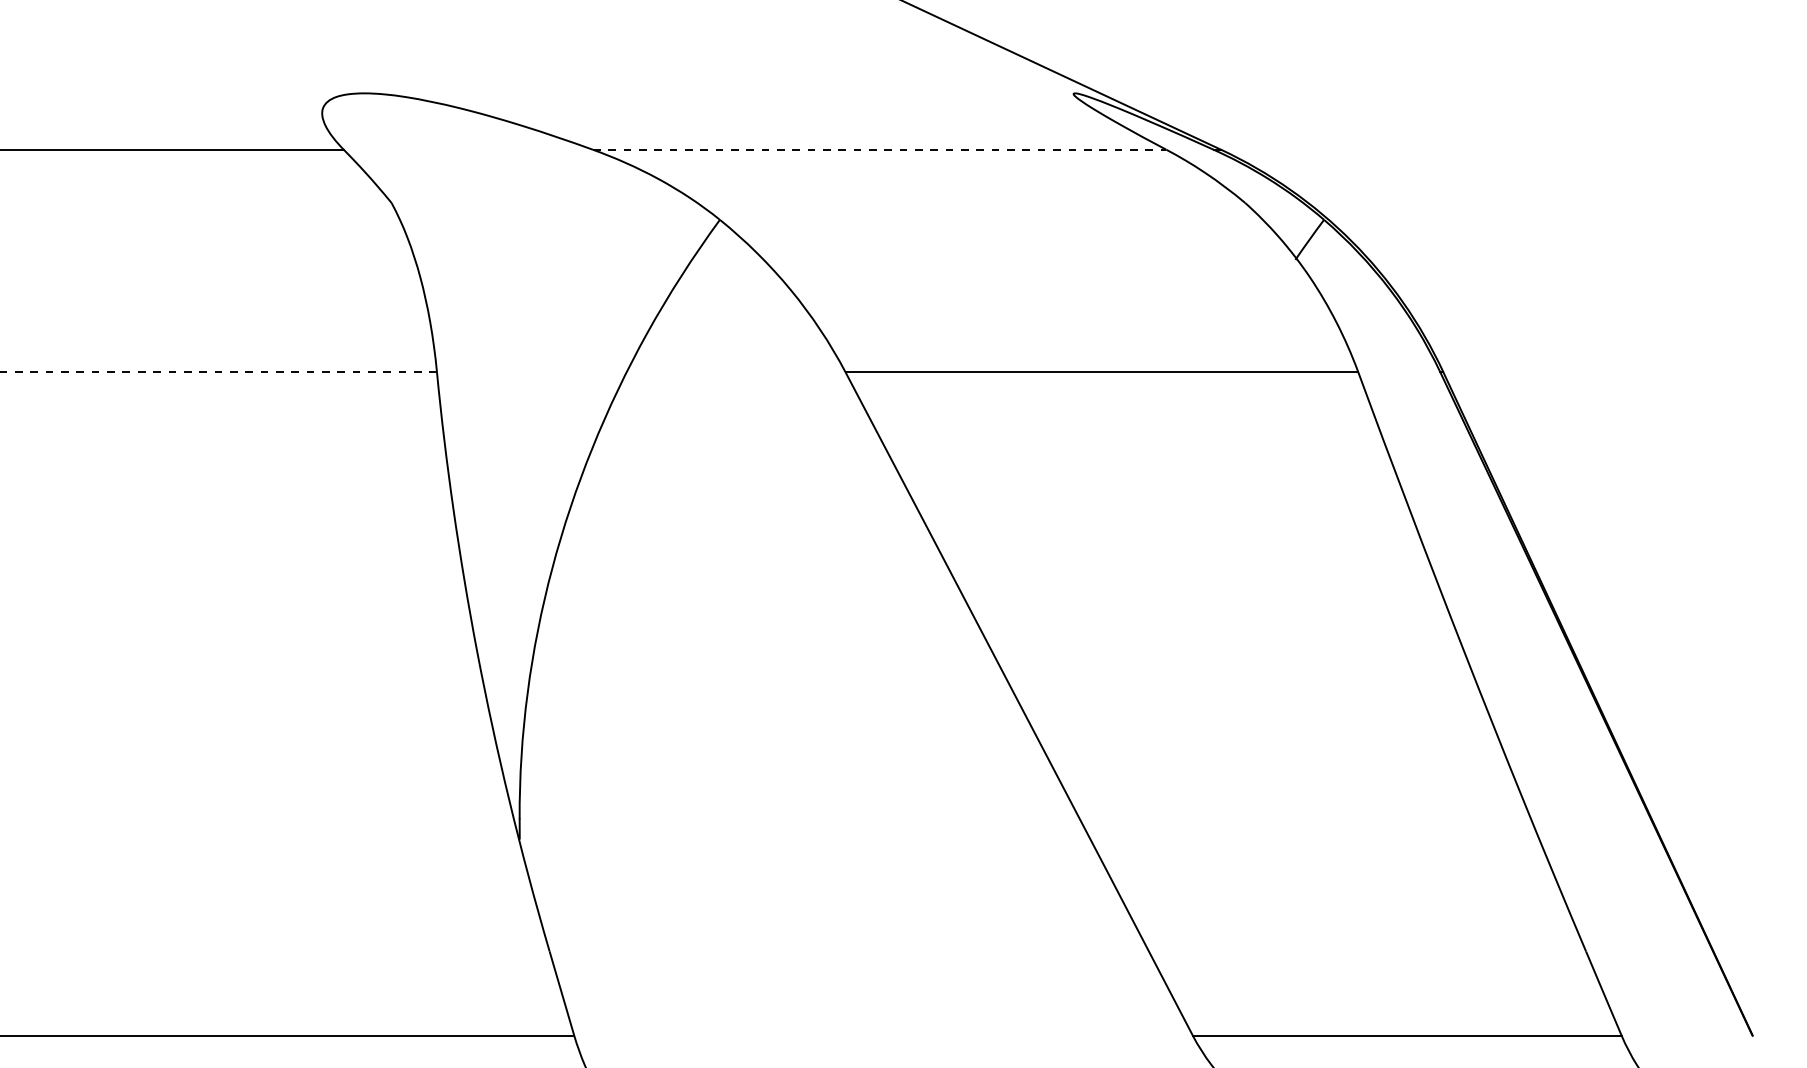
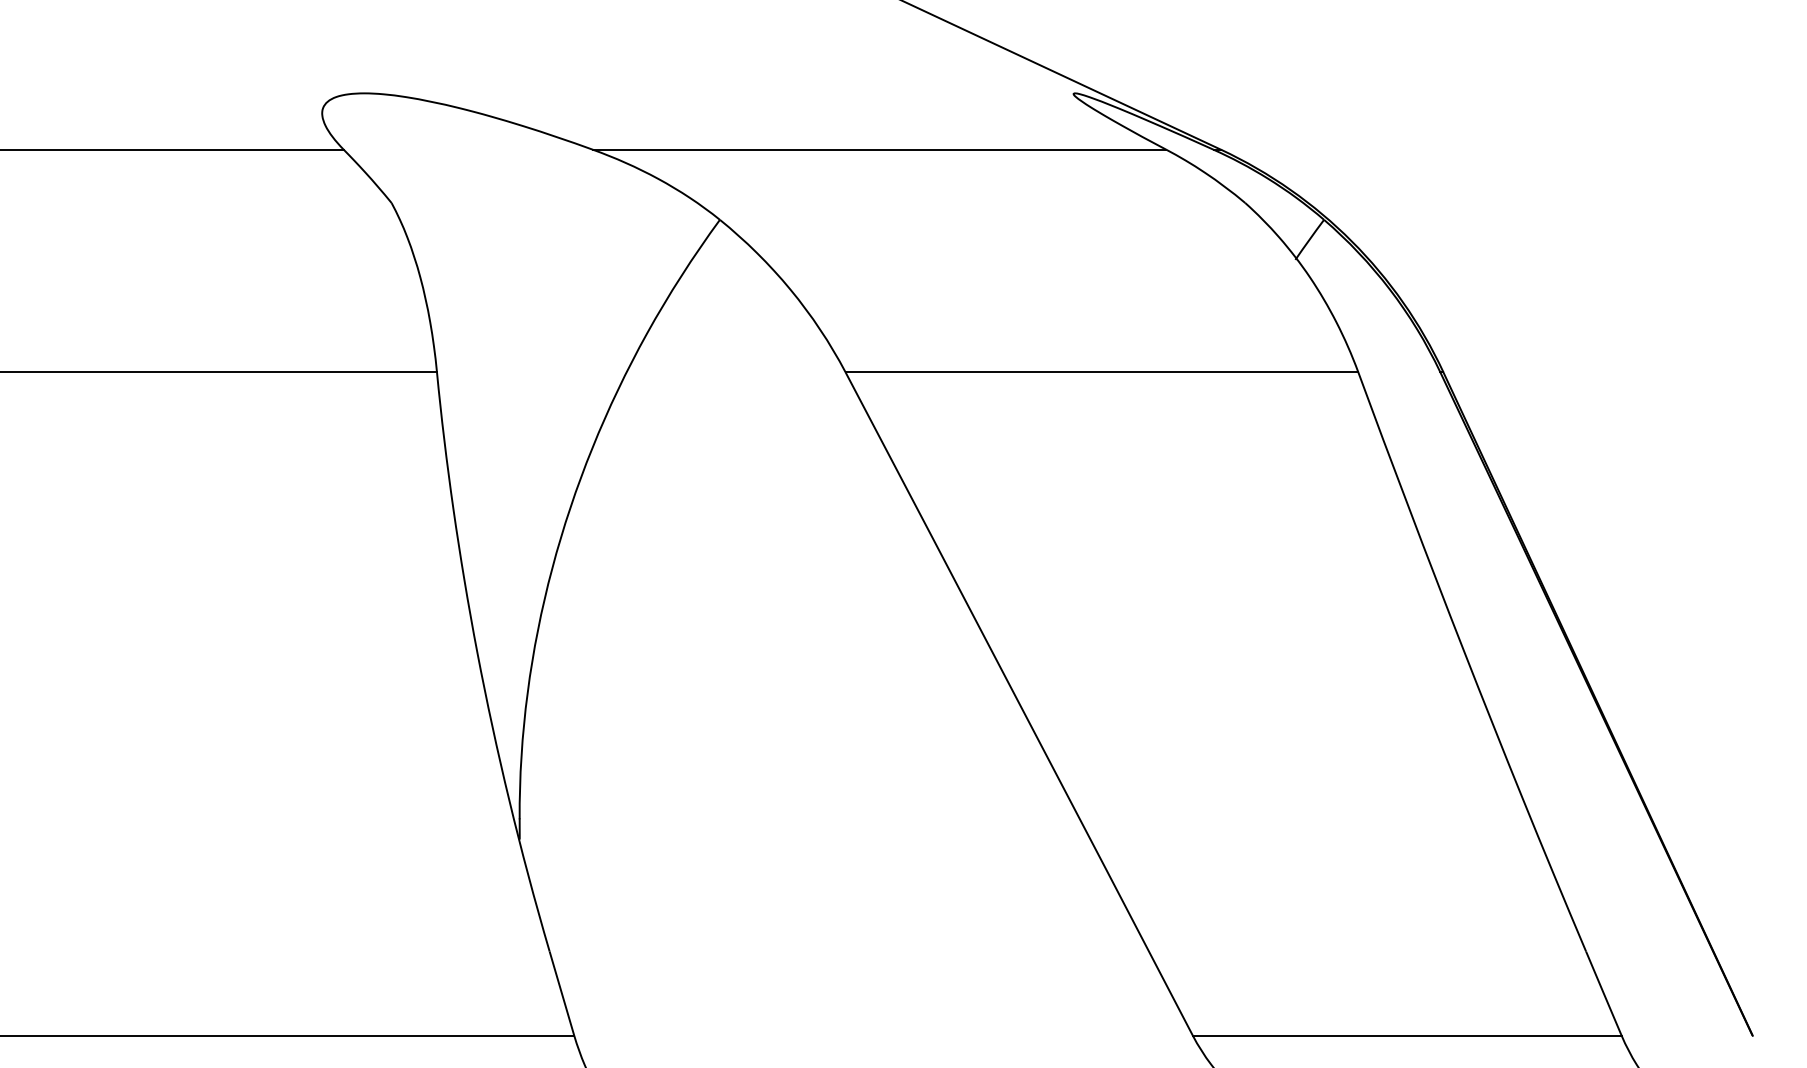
line: dashed -> solid (879, 149)
line: dashed -> solid (218, 372)
